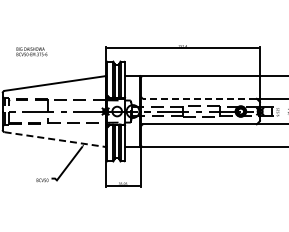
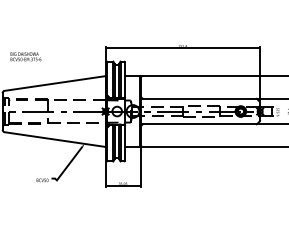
text position: (31, 51) -> (25, 56) (25, 56)
line: dashed -> solid (199, 98)
line: dashed -> solid (55, 139)
